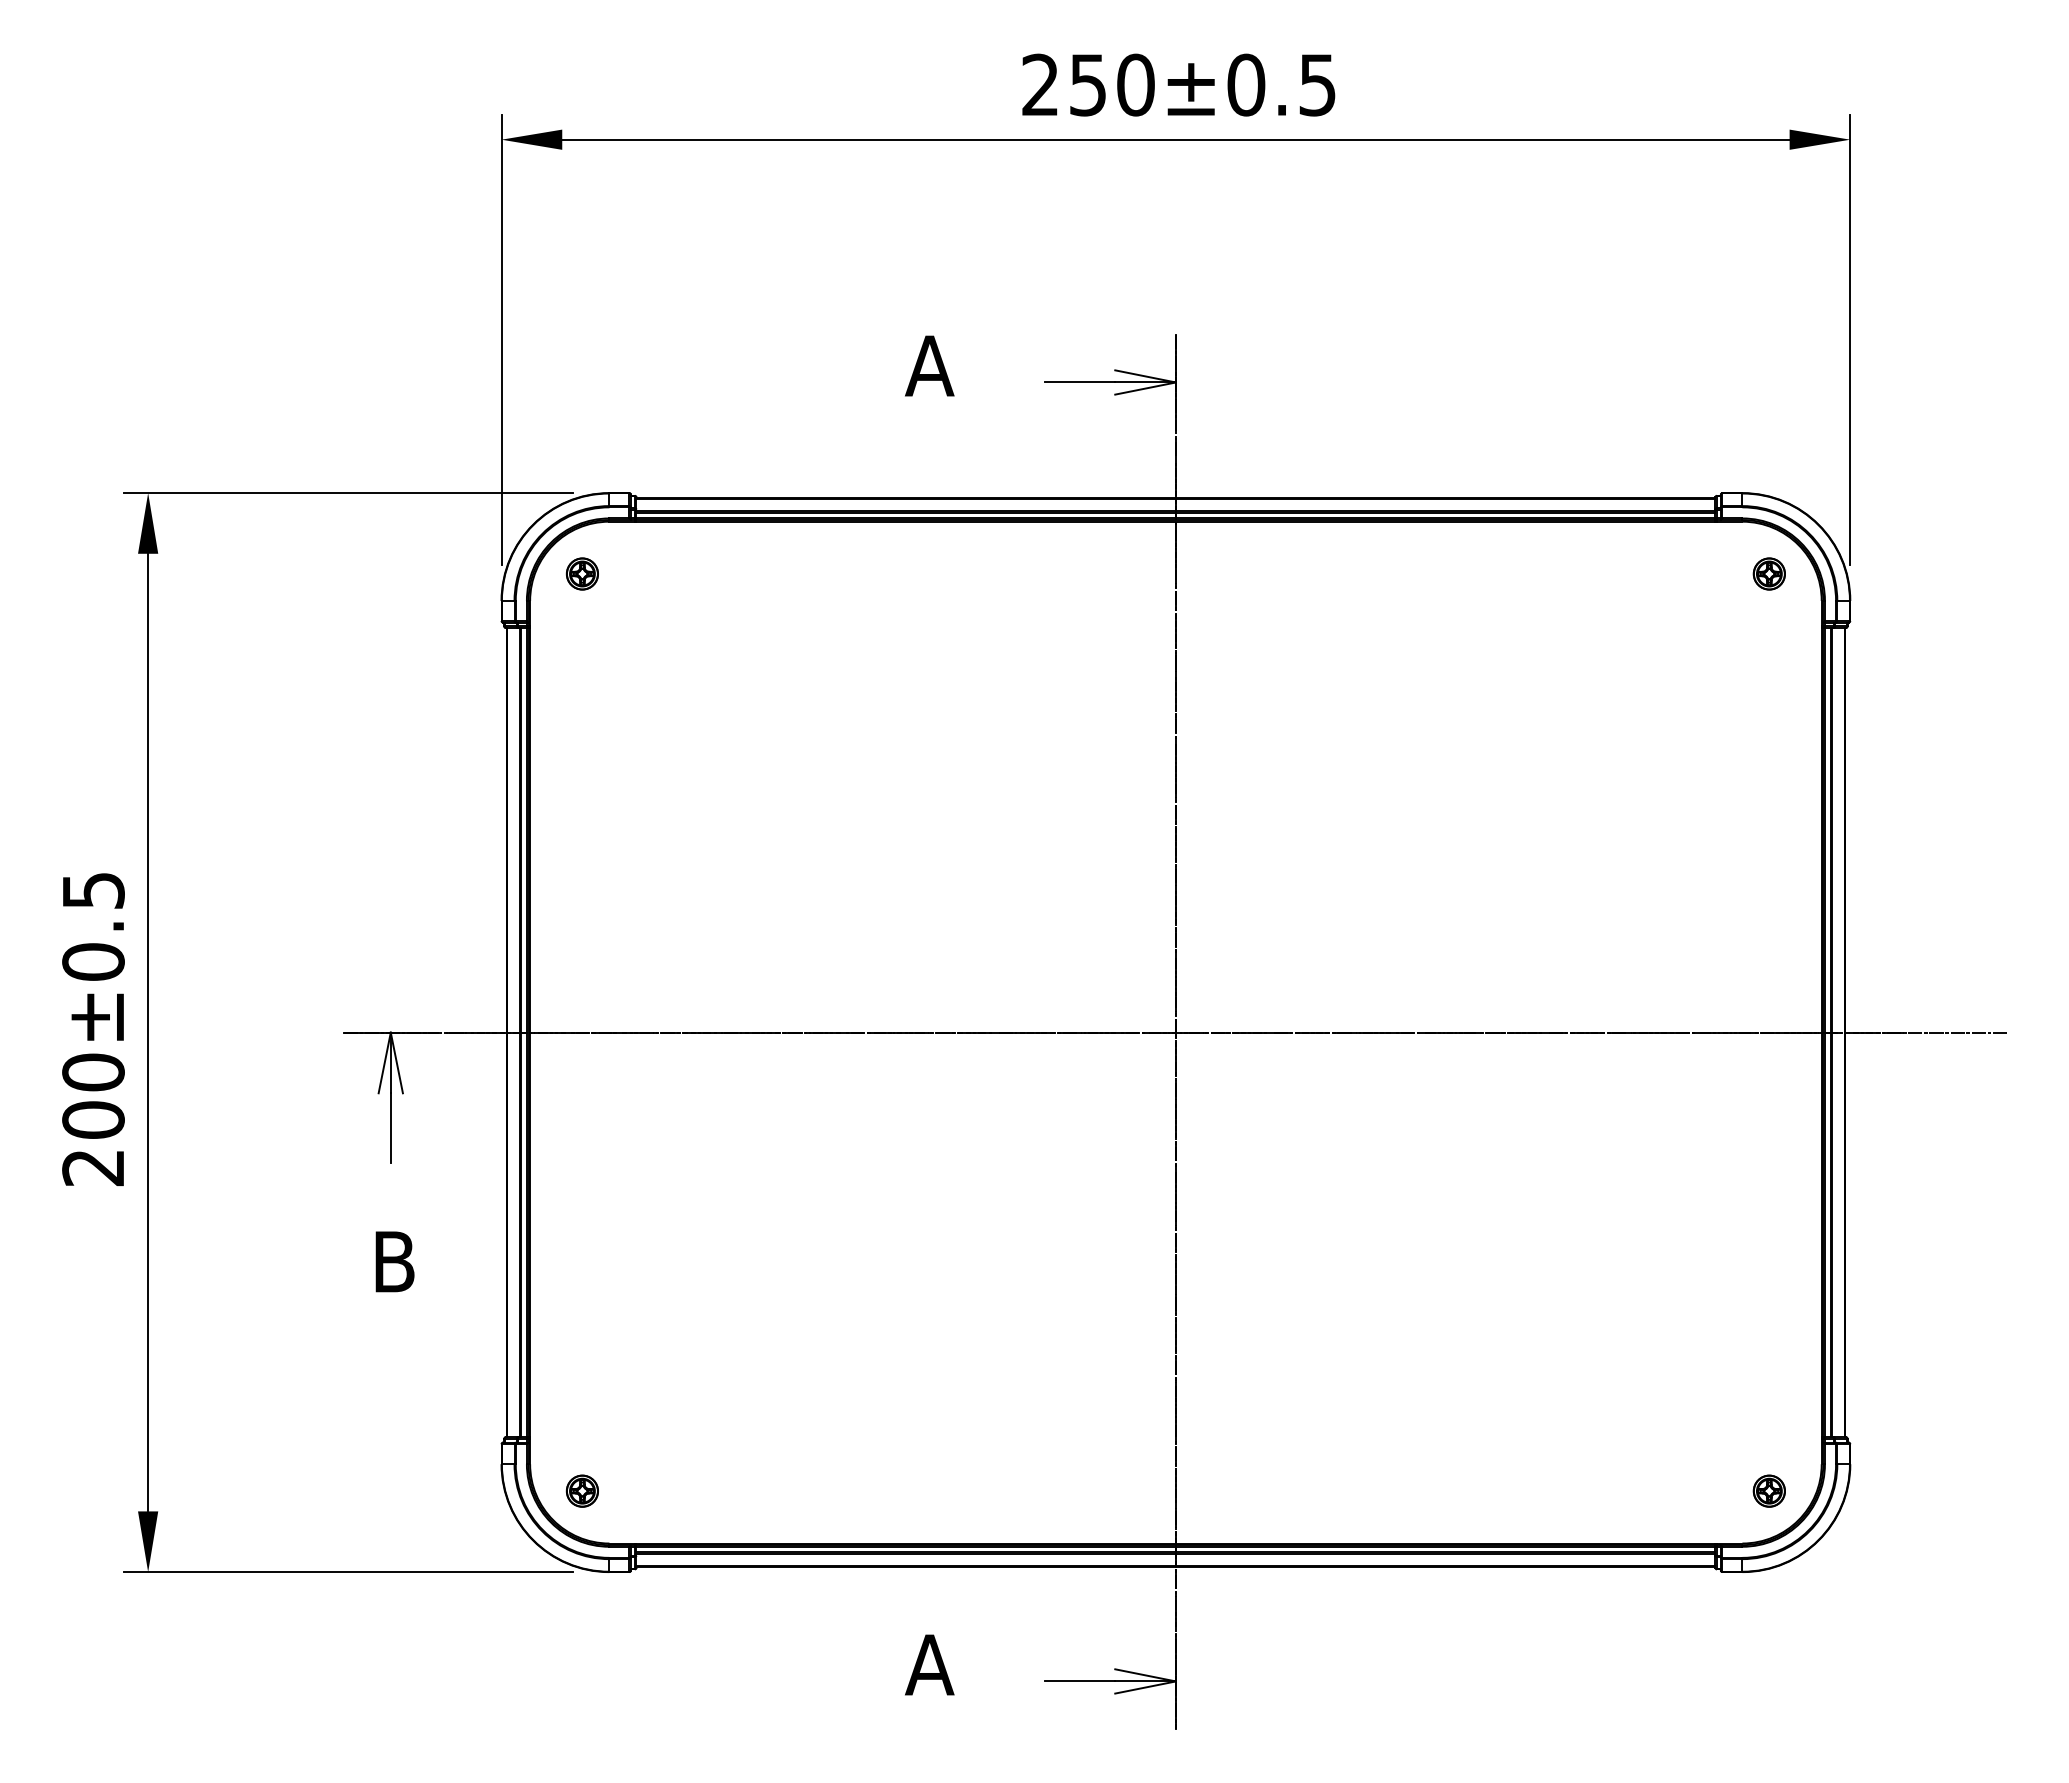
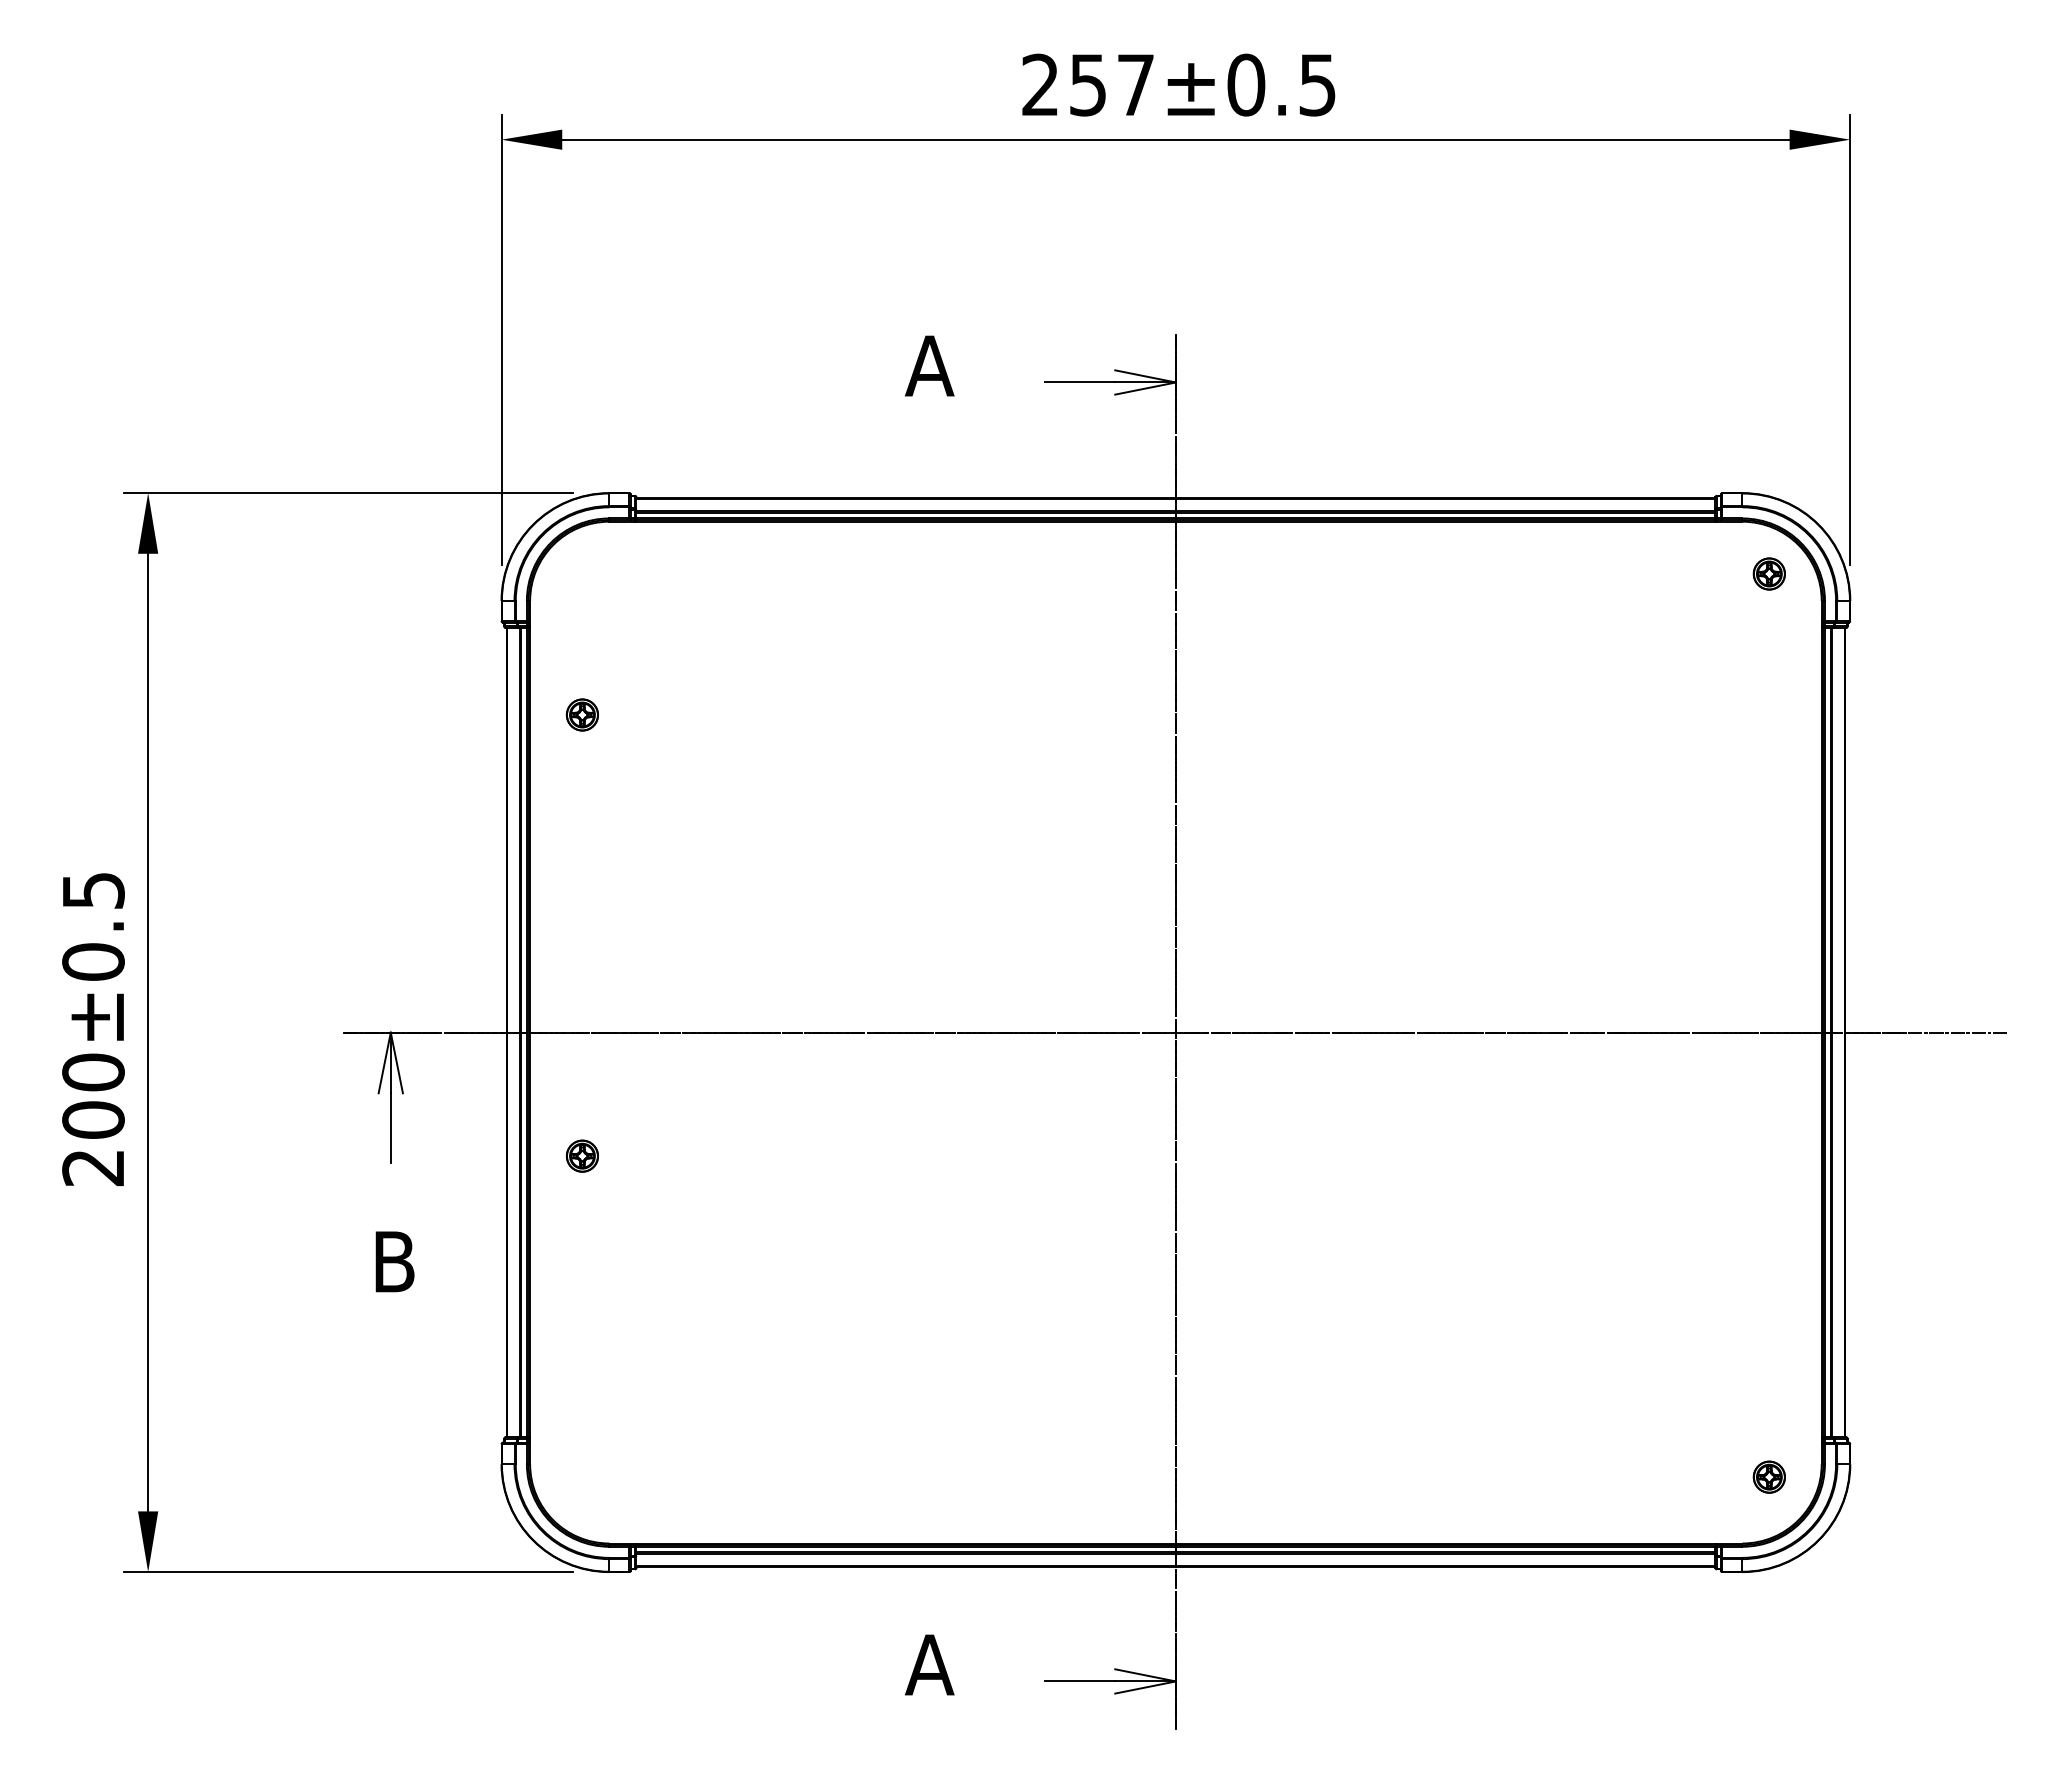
text: 250±0.5 -> 257±0.5 (1135, 84)
part position: (581, 573) -> (581, 714) (581, 714)
part position: (581, 1490) -> (581, 1155) (581, 1155)
part position: (1768, 1490) -> (1768, 1476) (1768, 1476)
